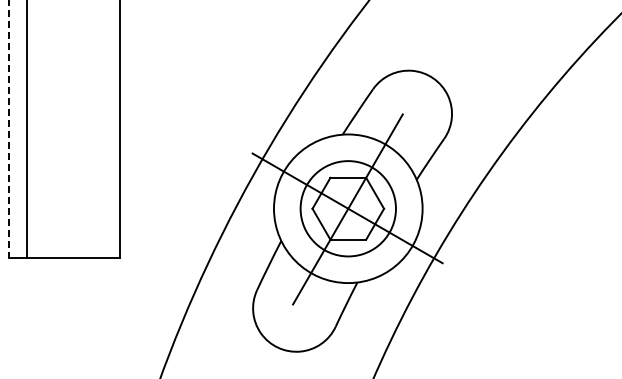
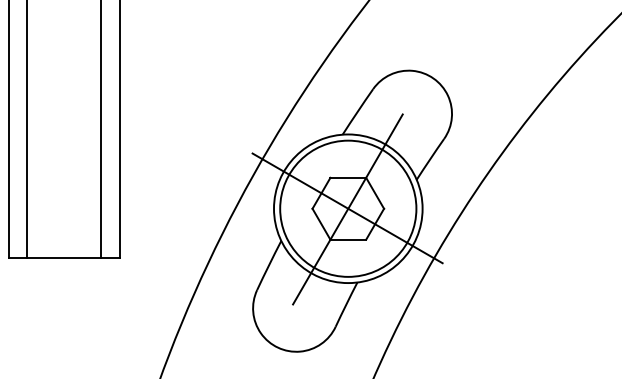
line: dashed -> solid (8, 129)
line: none -> present (101, 130)
circle diameter: 95 px -> 136 px (348, 208)
